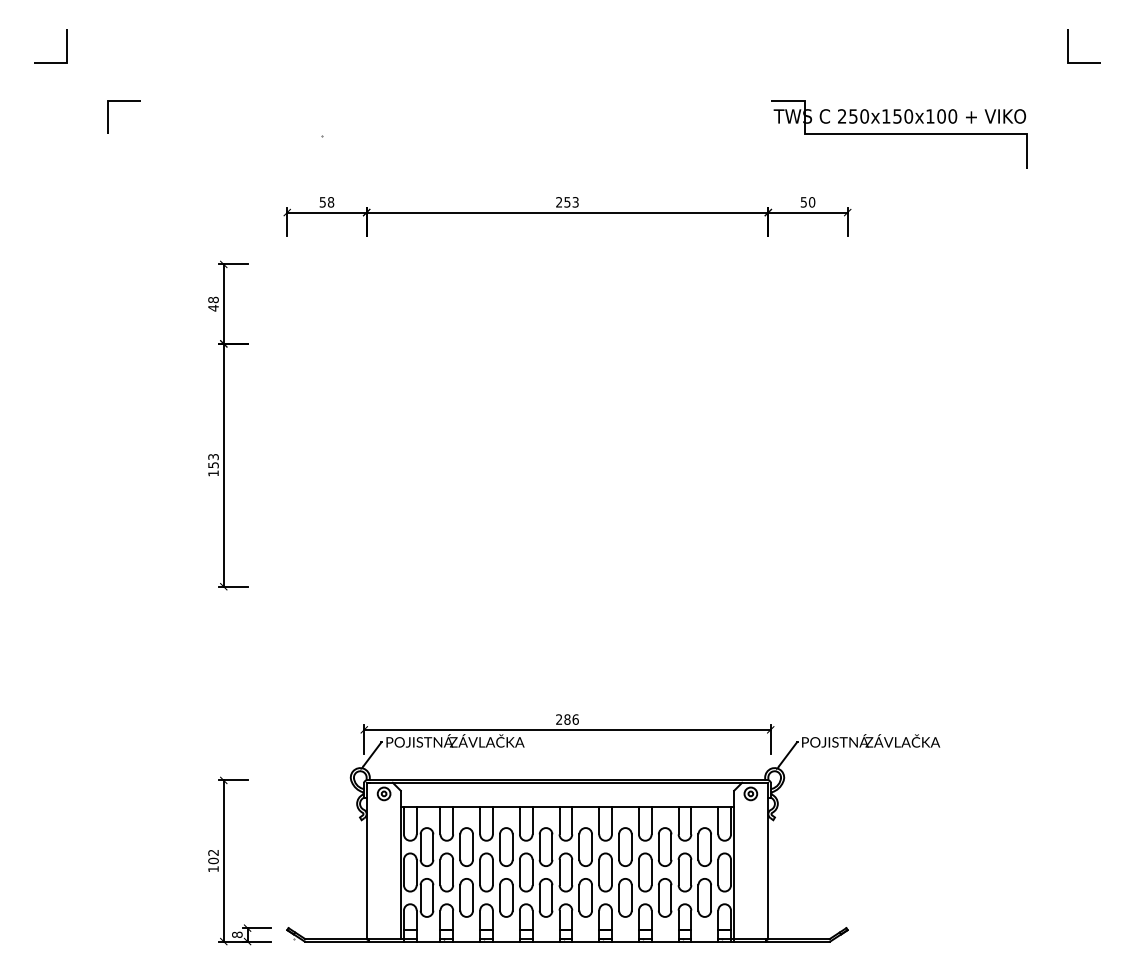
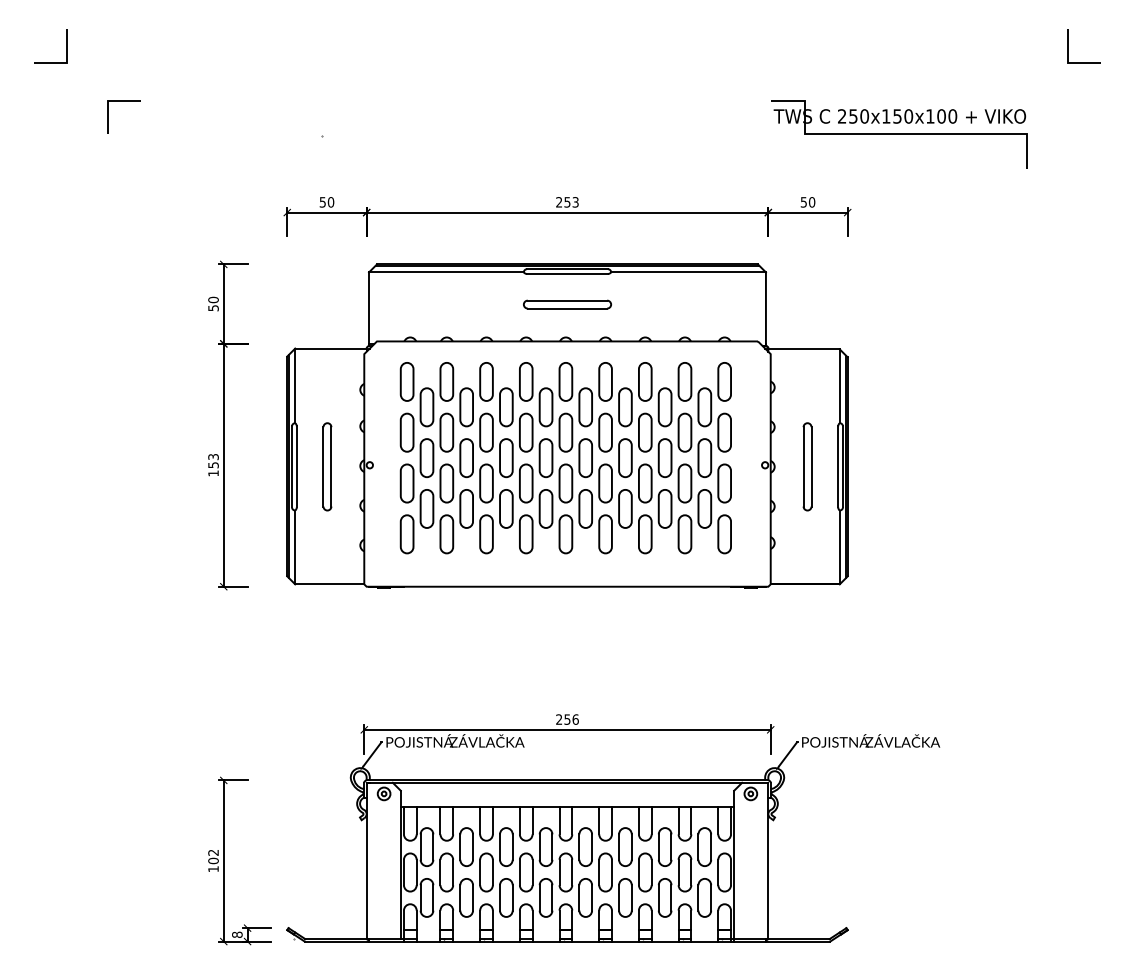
text: 58 -> 50 (330, 202)
text: 48 -> 50 (213, 303)
part: none -> present (567, 425)
text: 286 -> 256 (567, 719)
